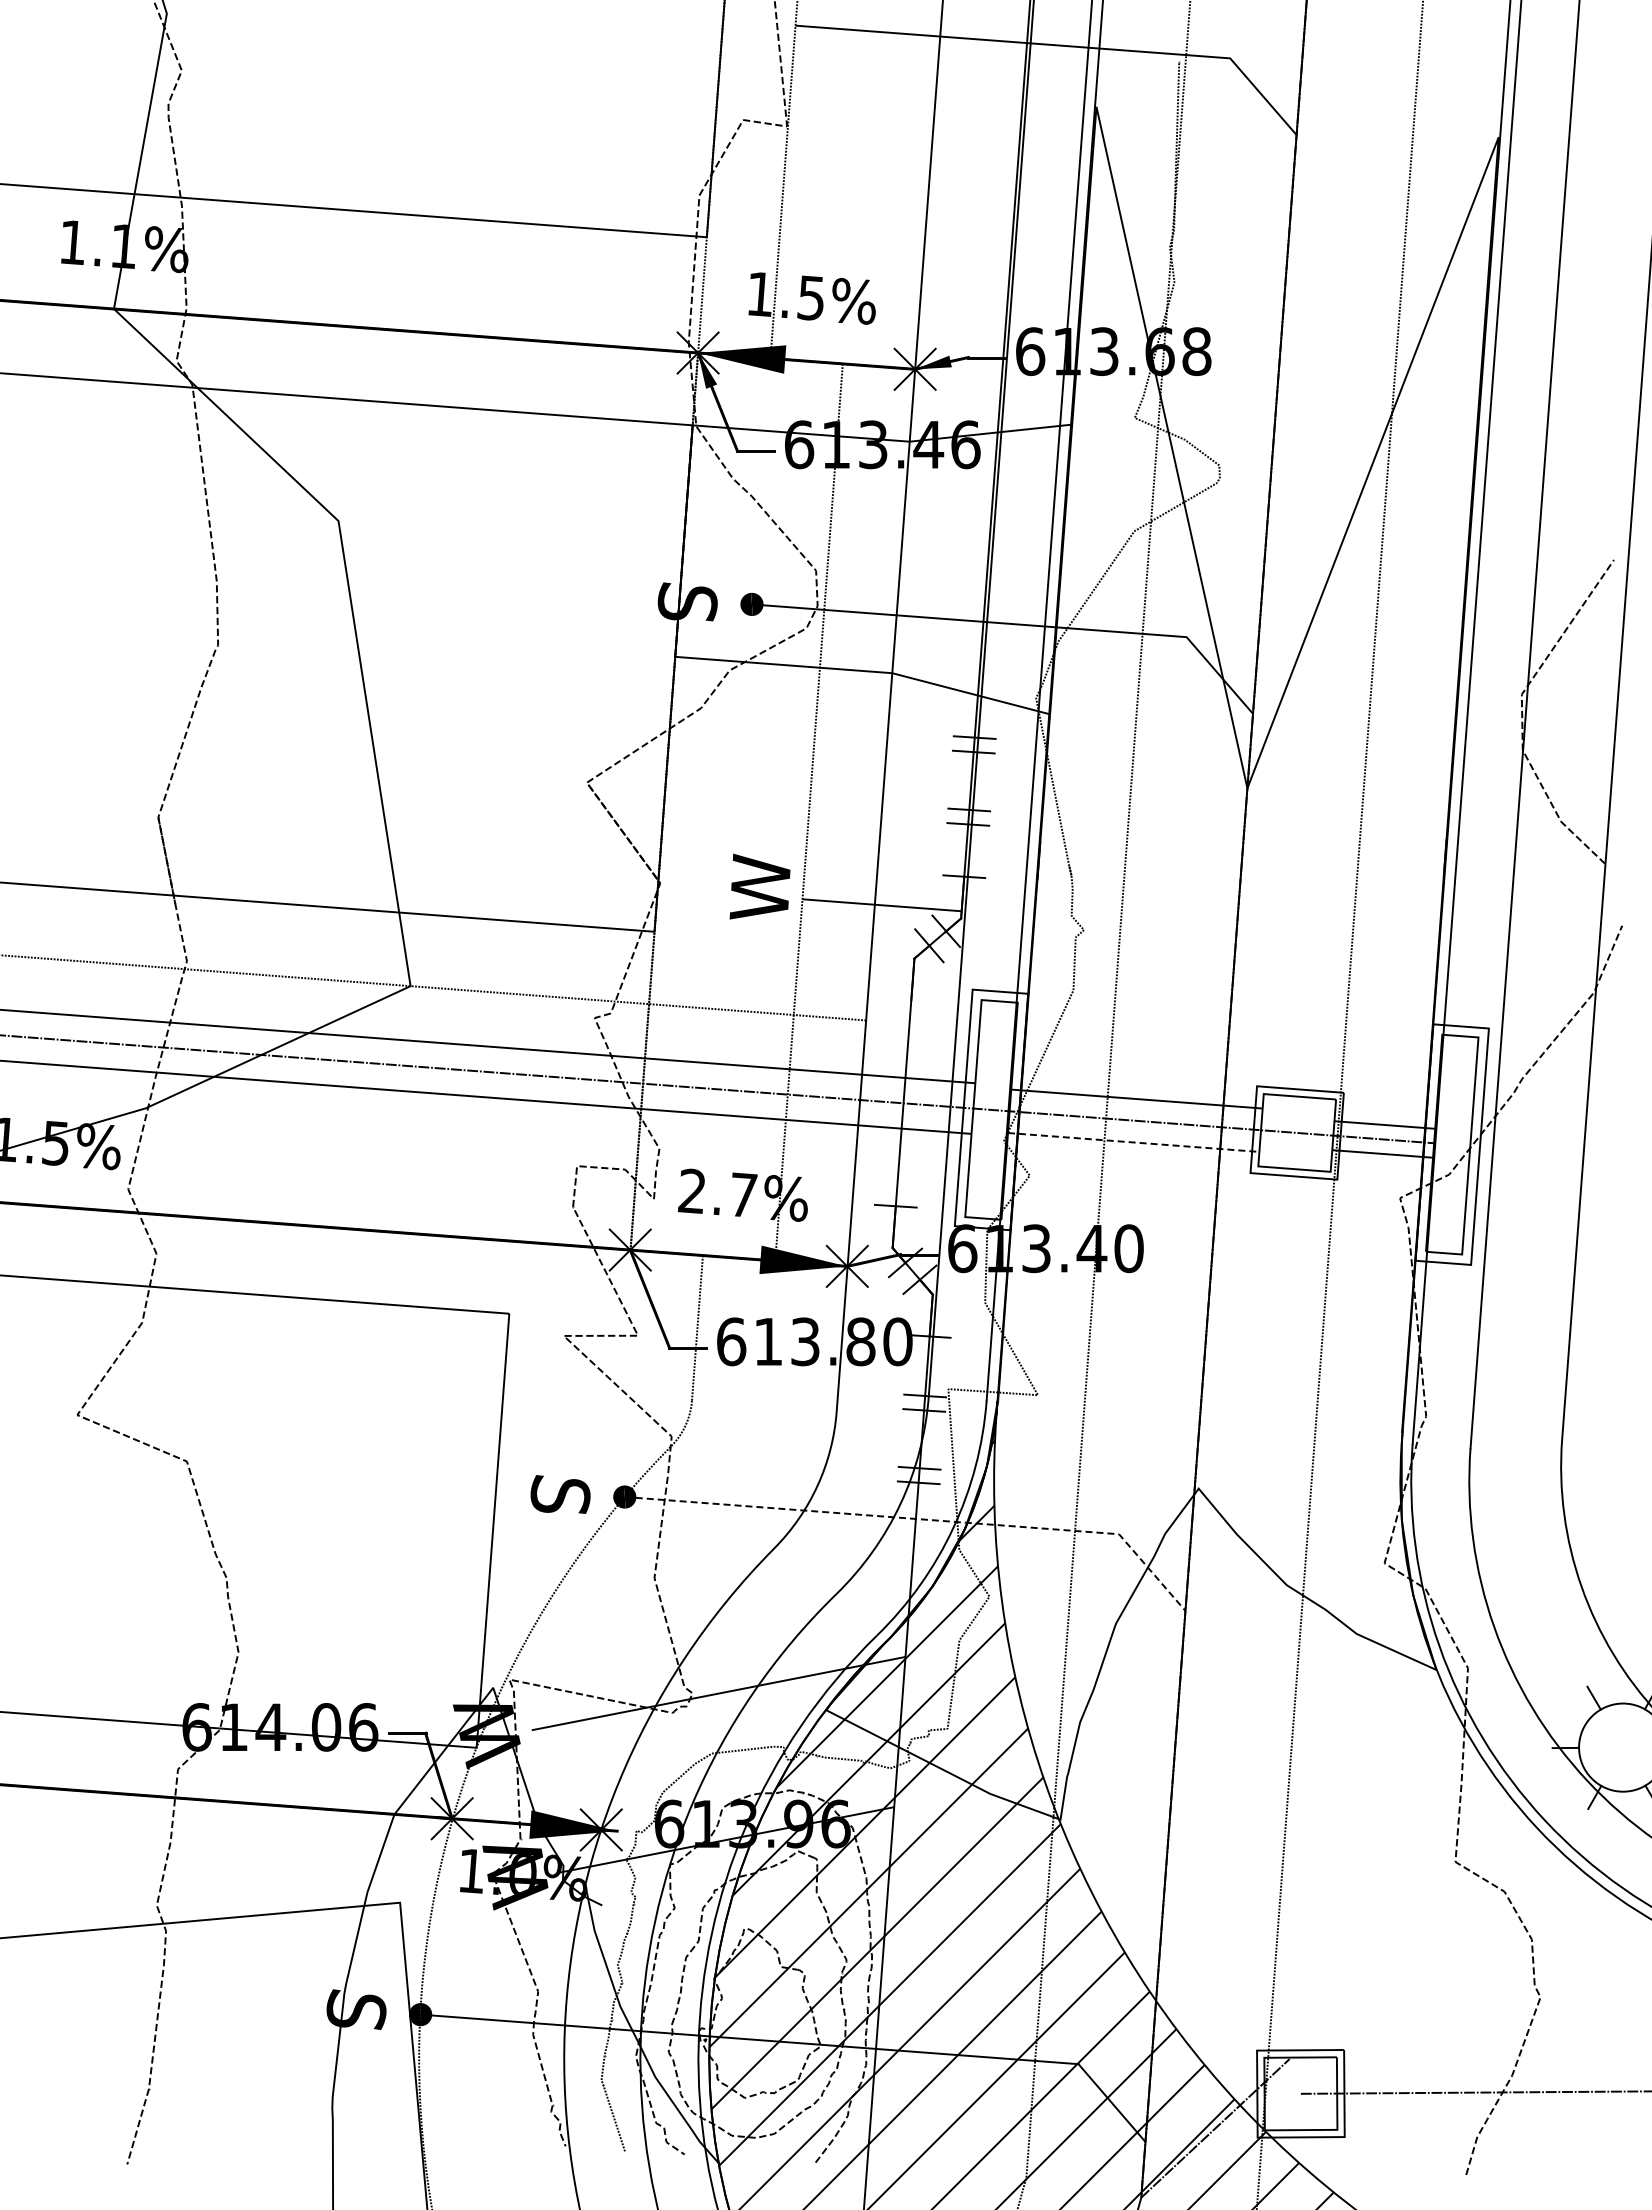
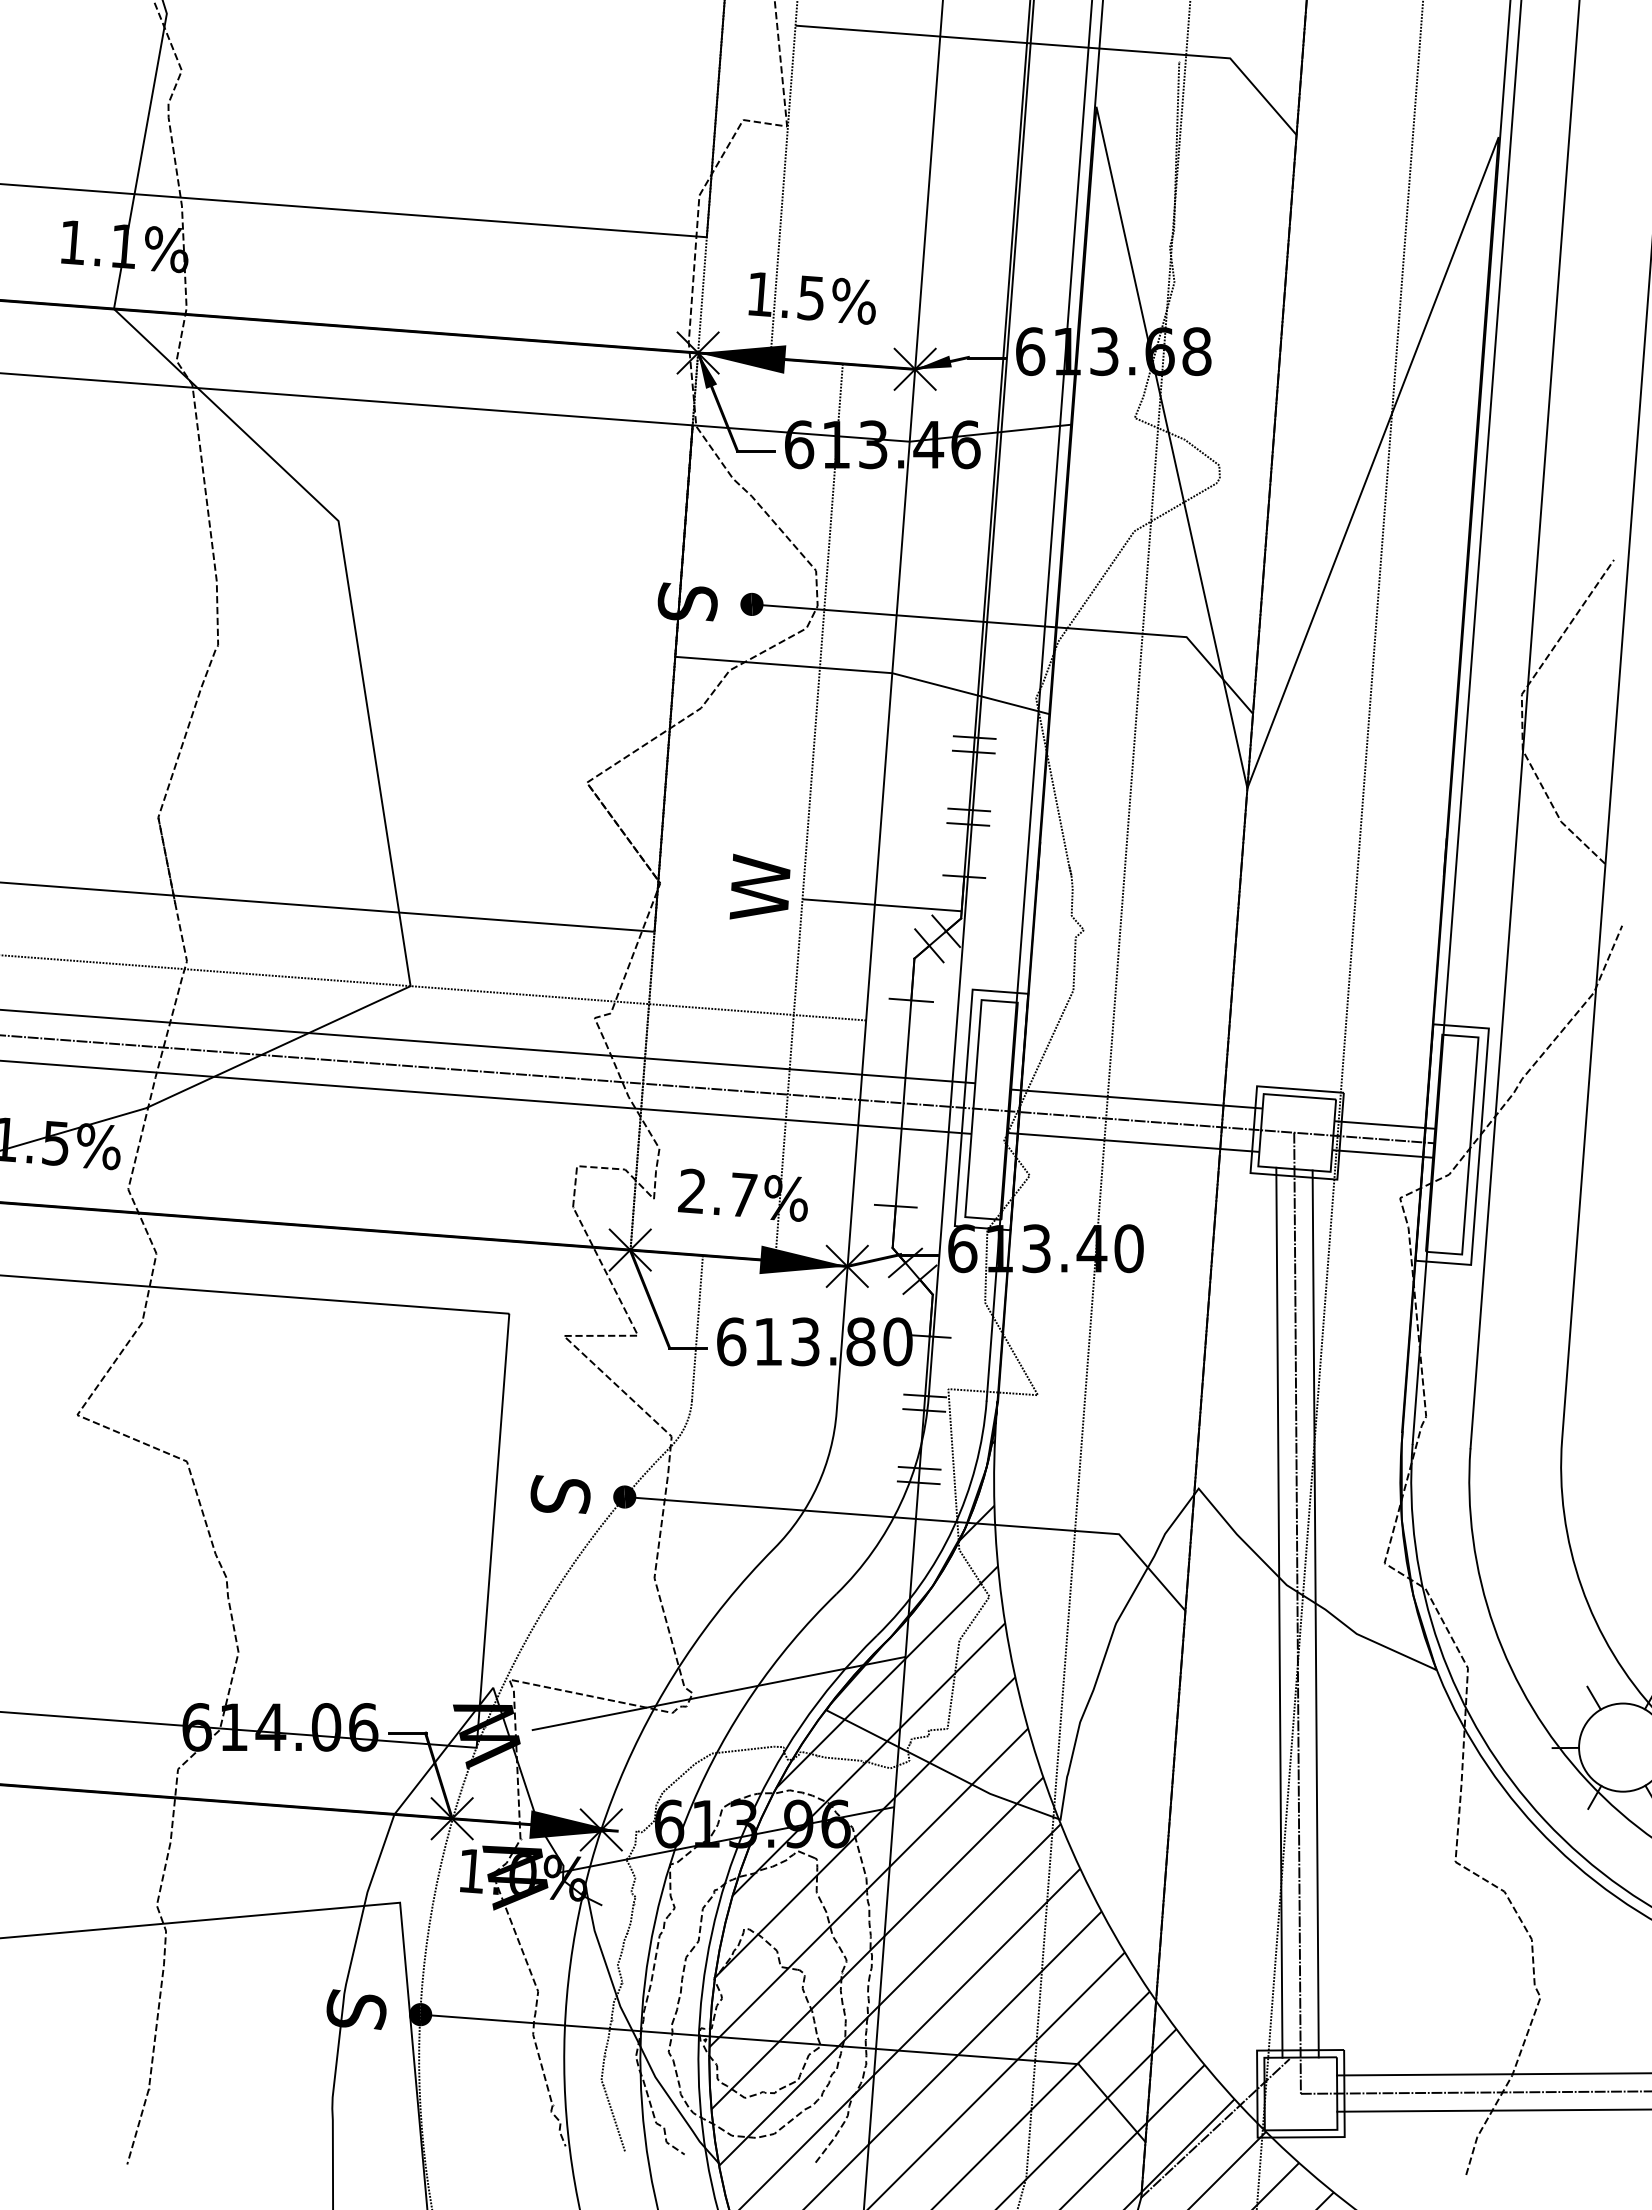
line: none -> present (911, 1000)
line: dashed -> solid (1134, 1142)
line: dashed -> solid (923, 1519)
line: none -> present (1279, 1612)
line: none -> present (1297, 1612)
line: none -> present (1315, 1613)
line: none -> present (1492, 2074)
line: none -> present (1492, 2110)
